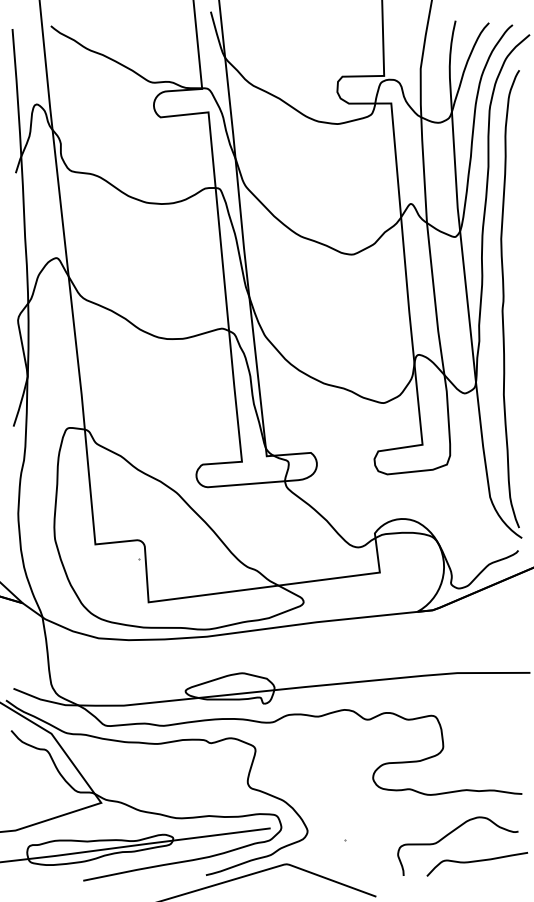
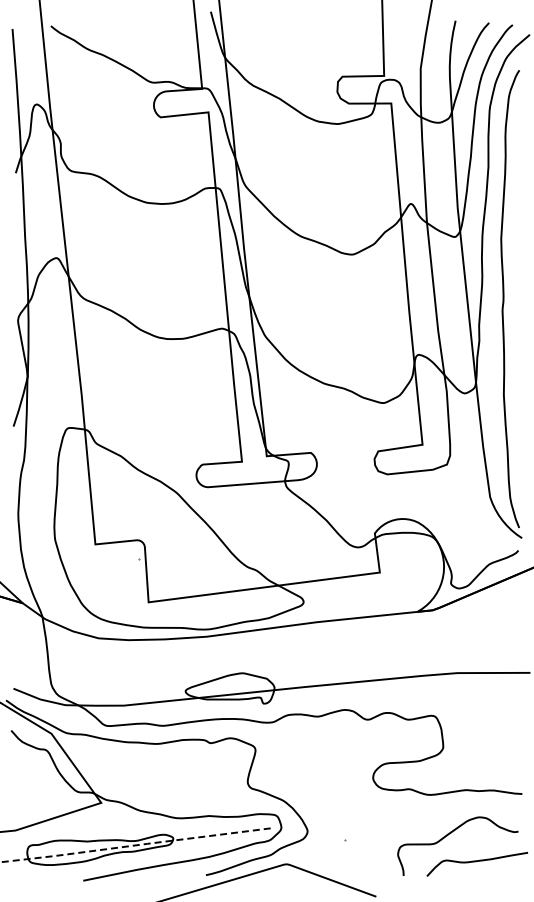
line: solid -> dashed (134, 845)
